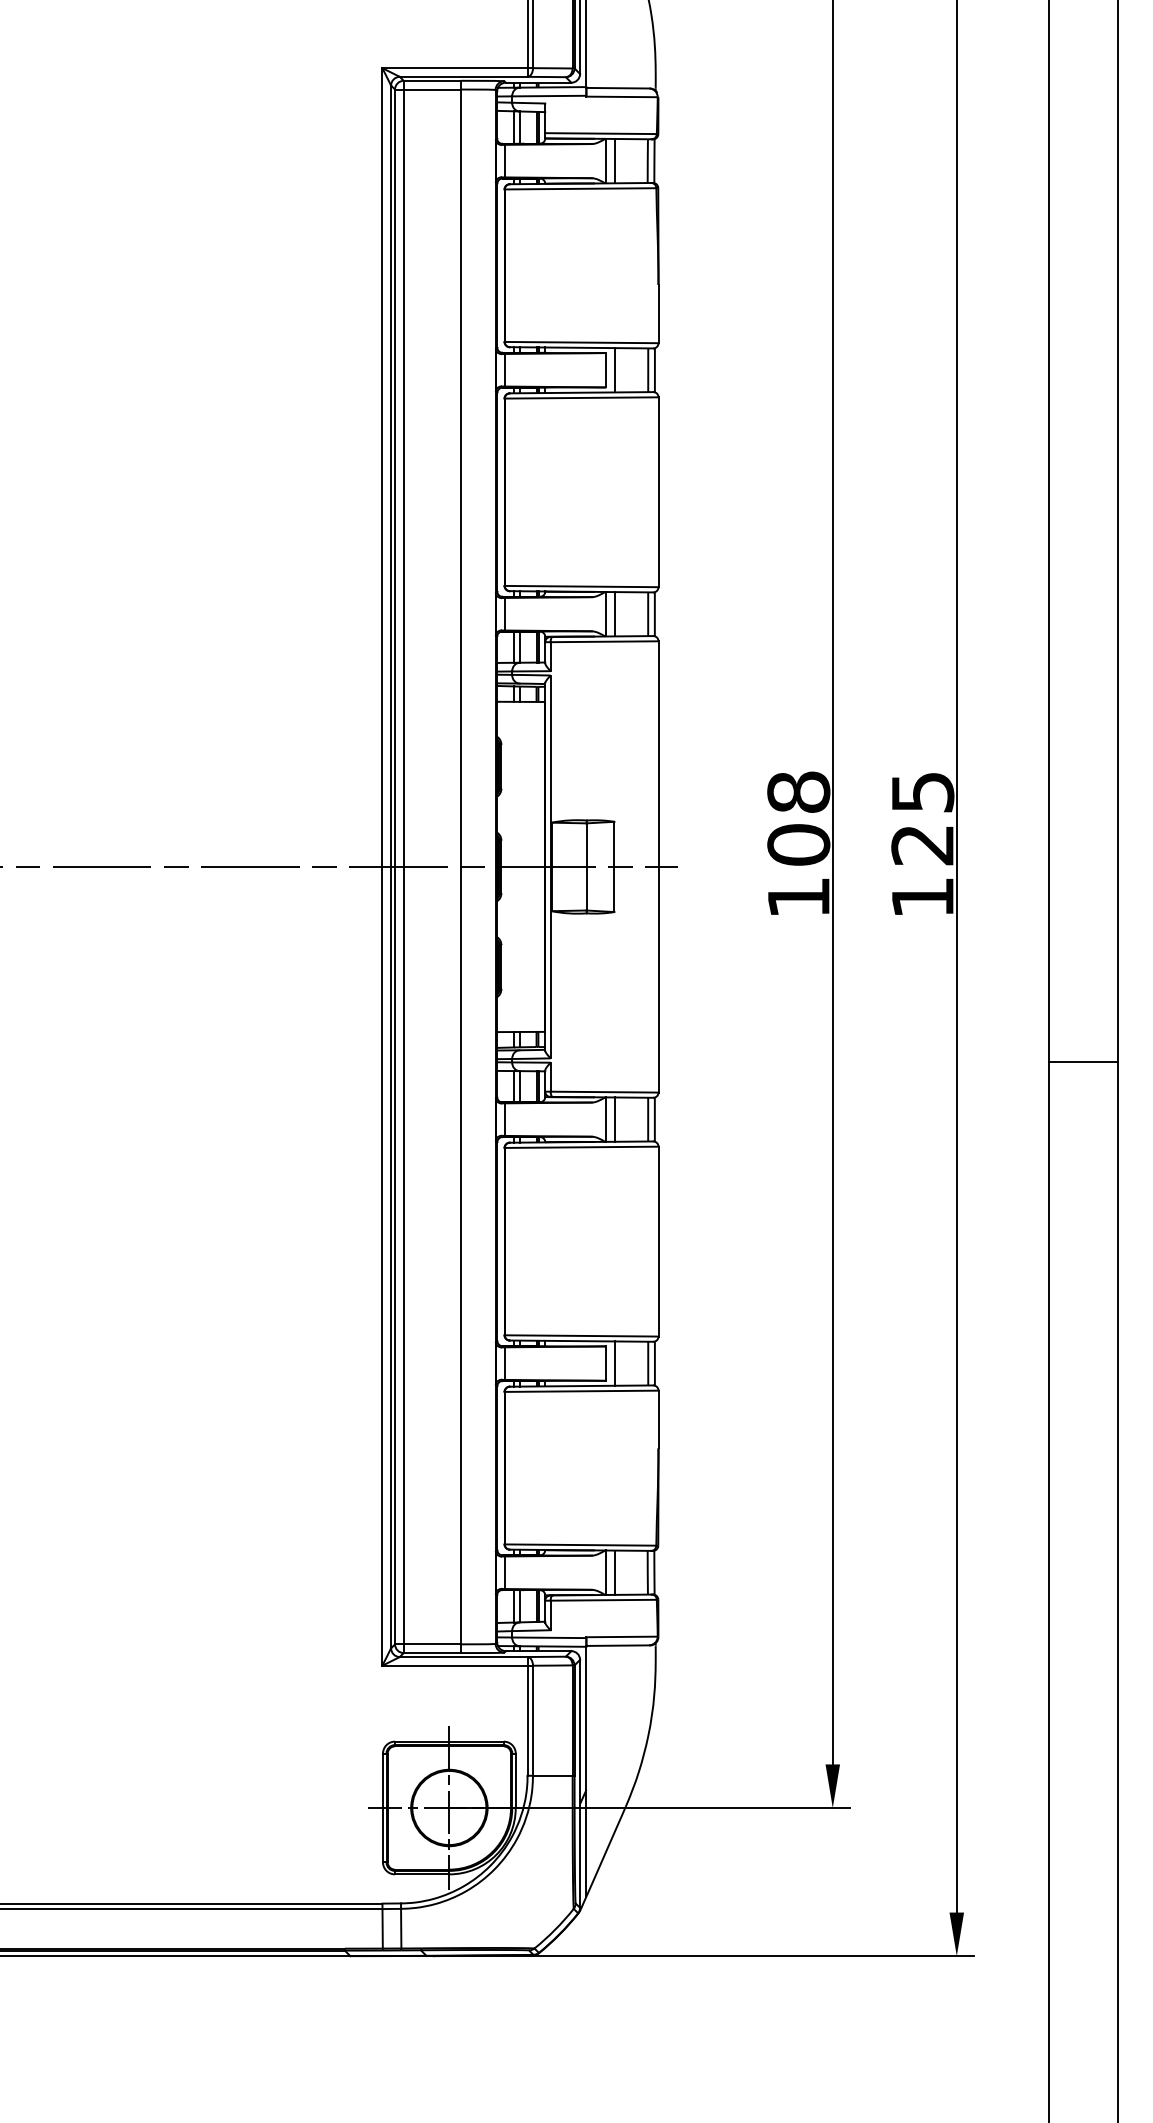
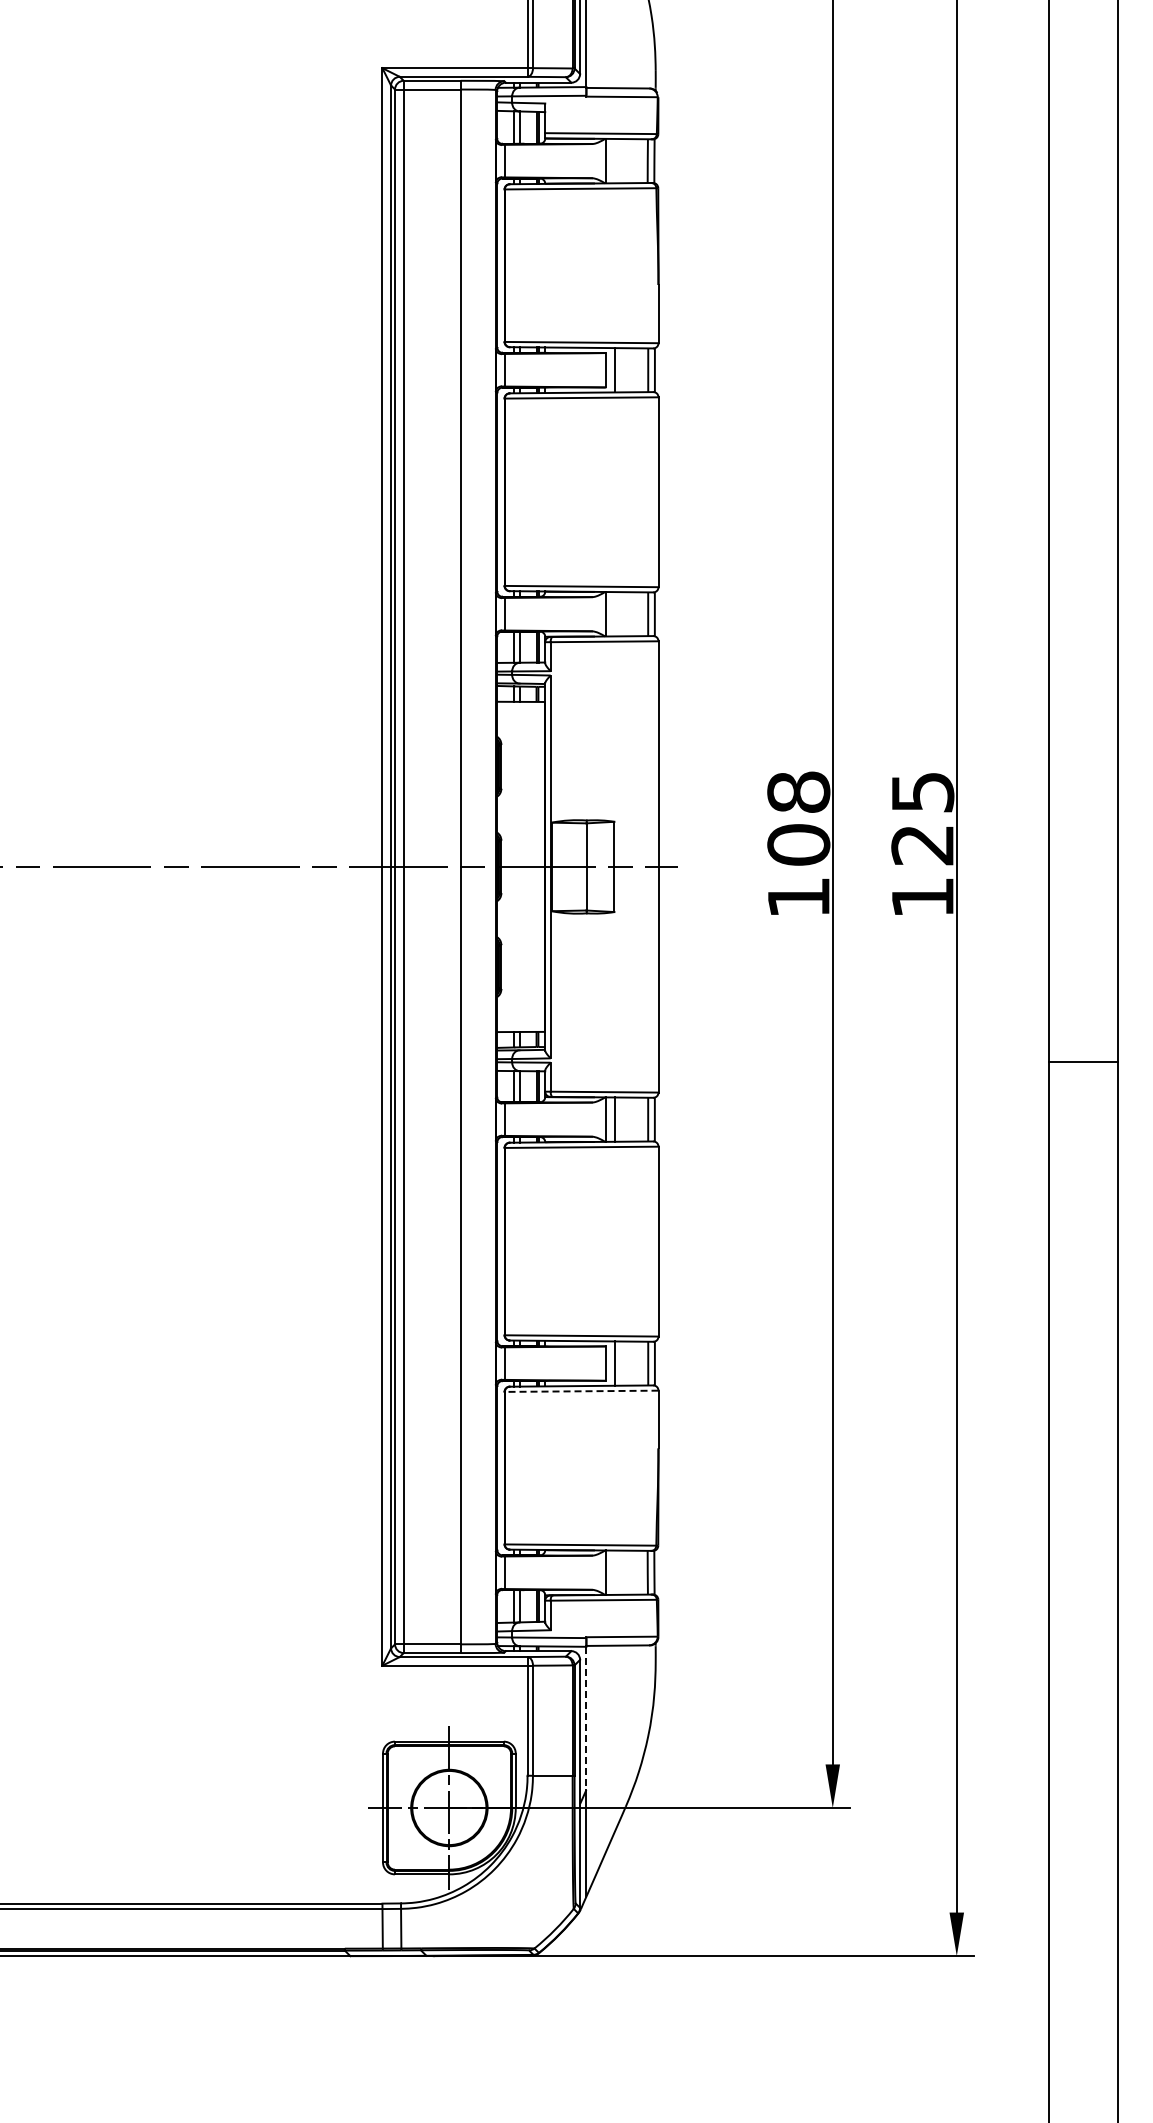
line: present -> none (614, 160)
line: present -> none (614, 614)
line: solid -> dashed (581, 1391)
line: present -> none (614, 1572)
line: solid -> dashed (586, 1718)
